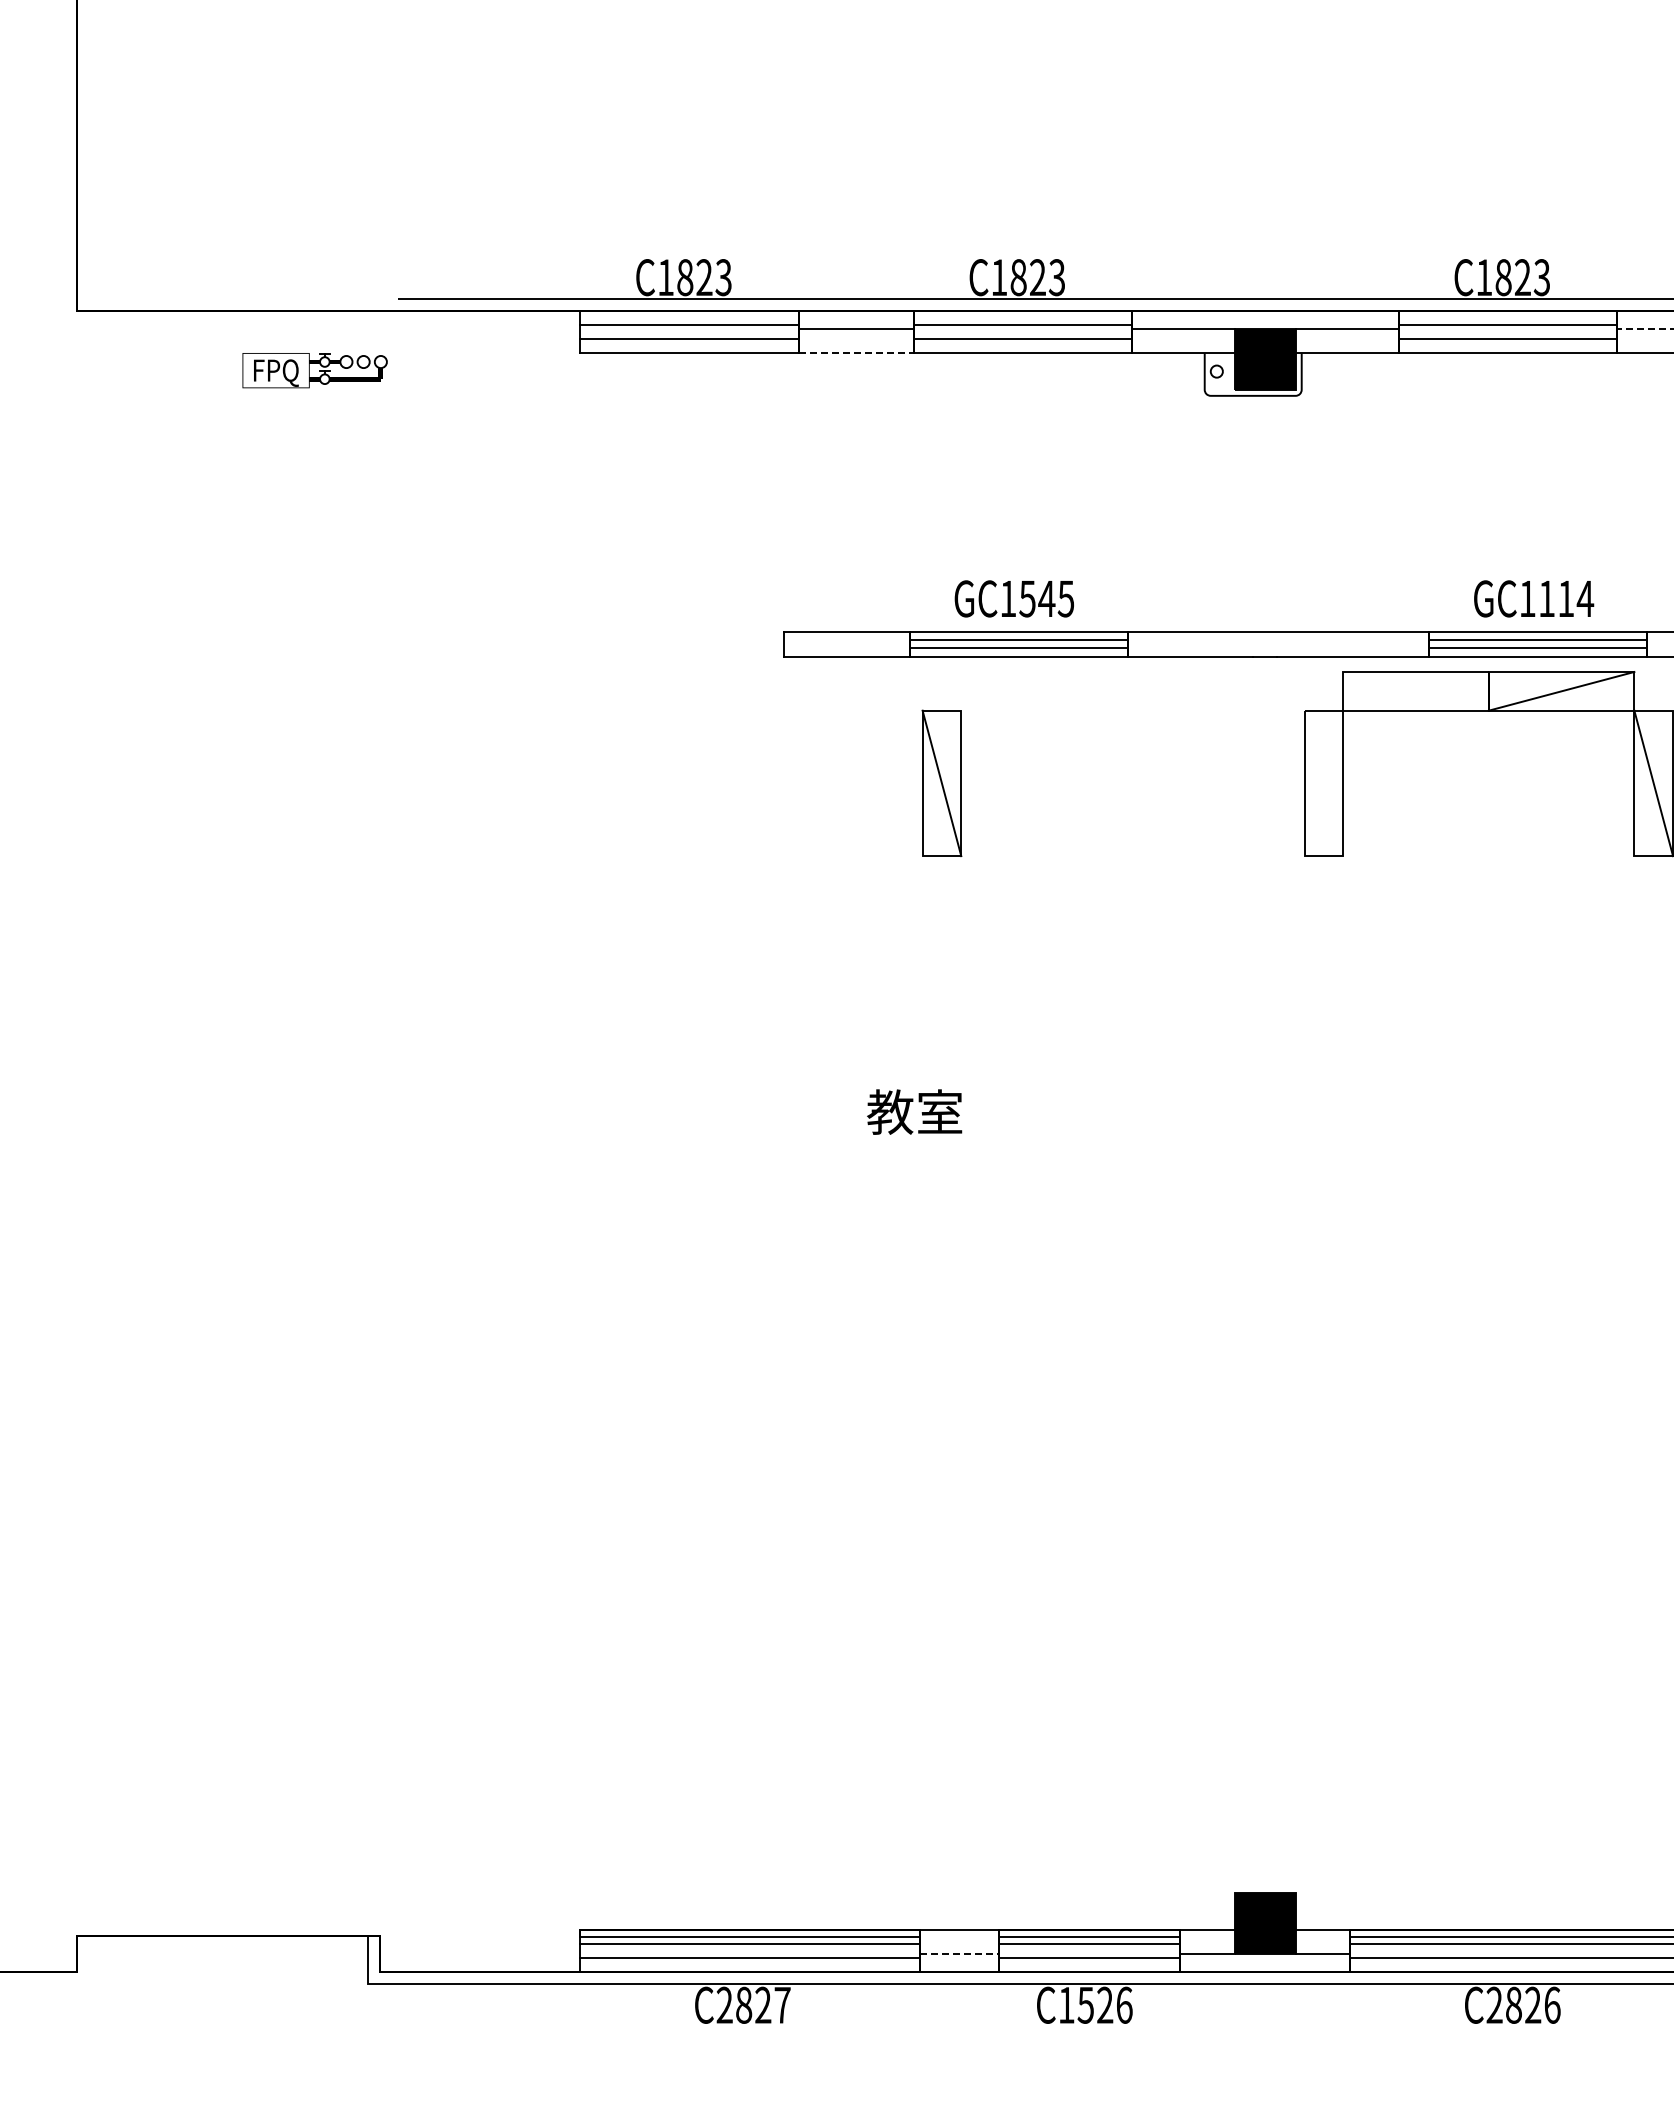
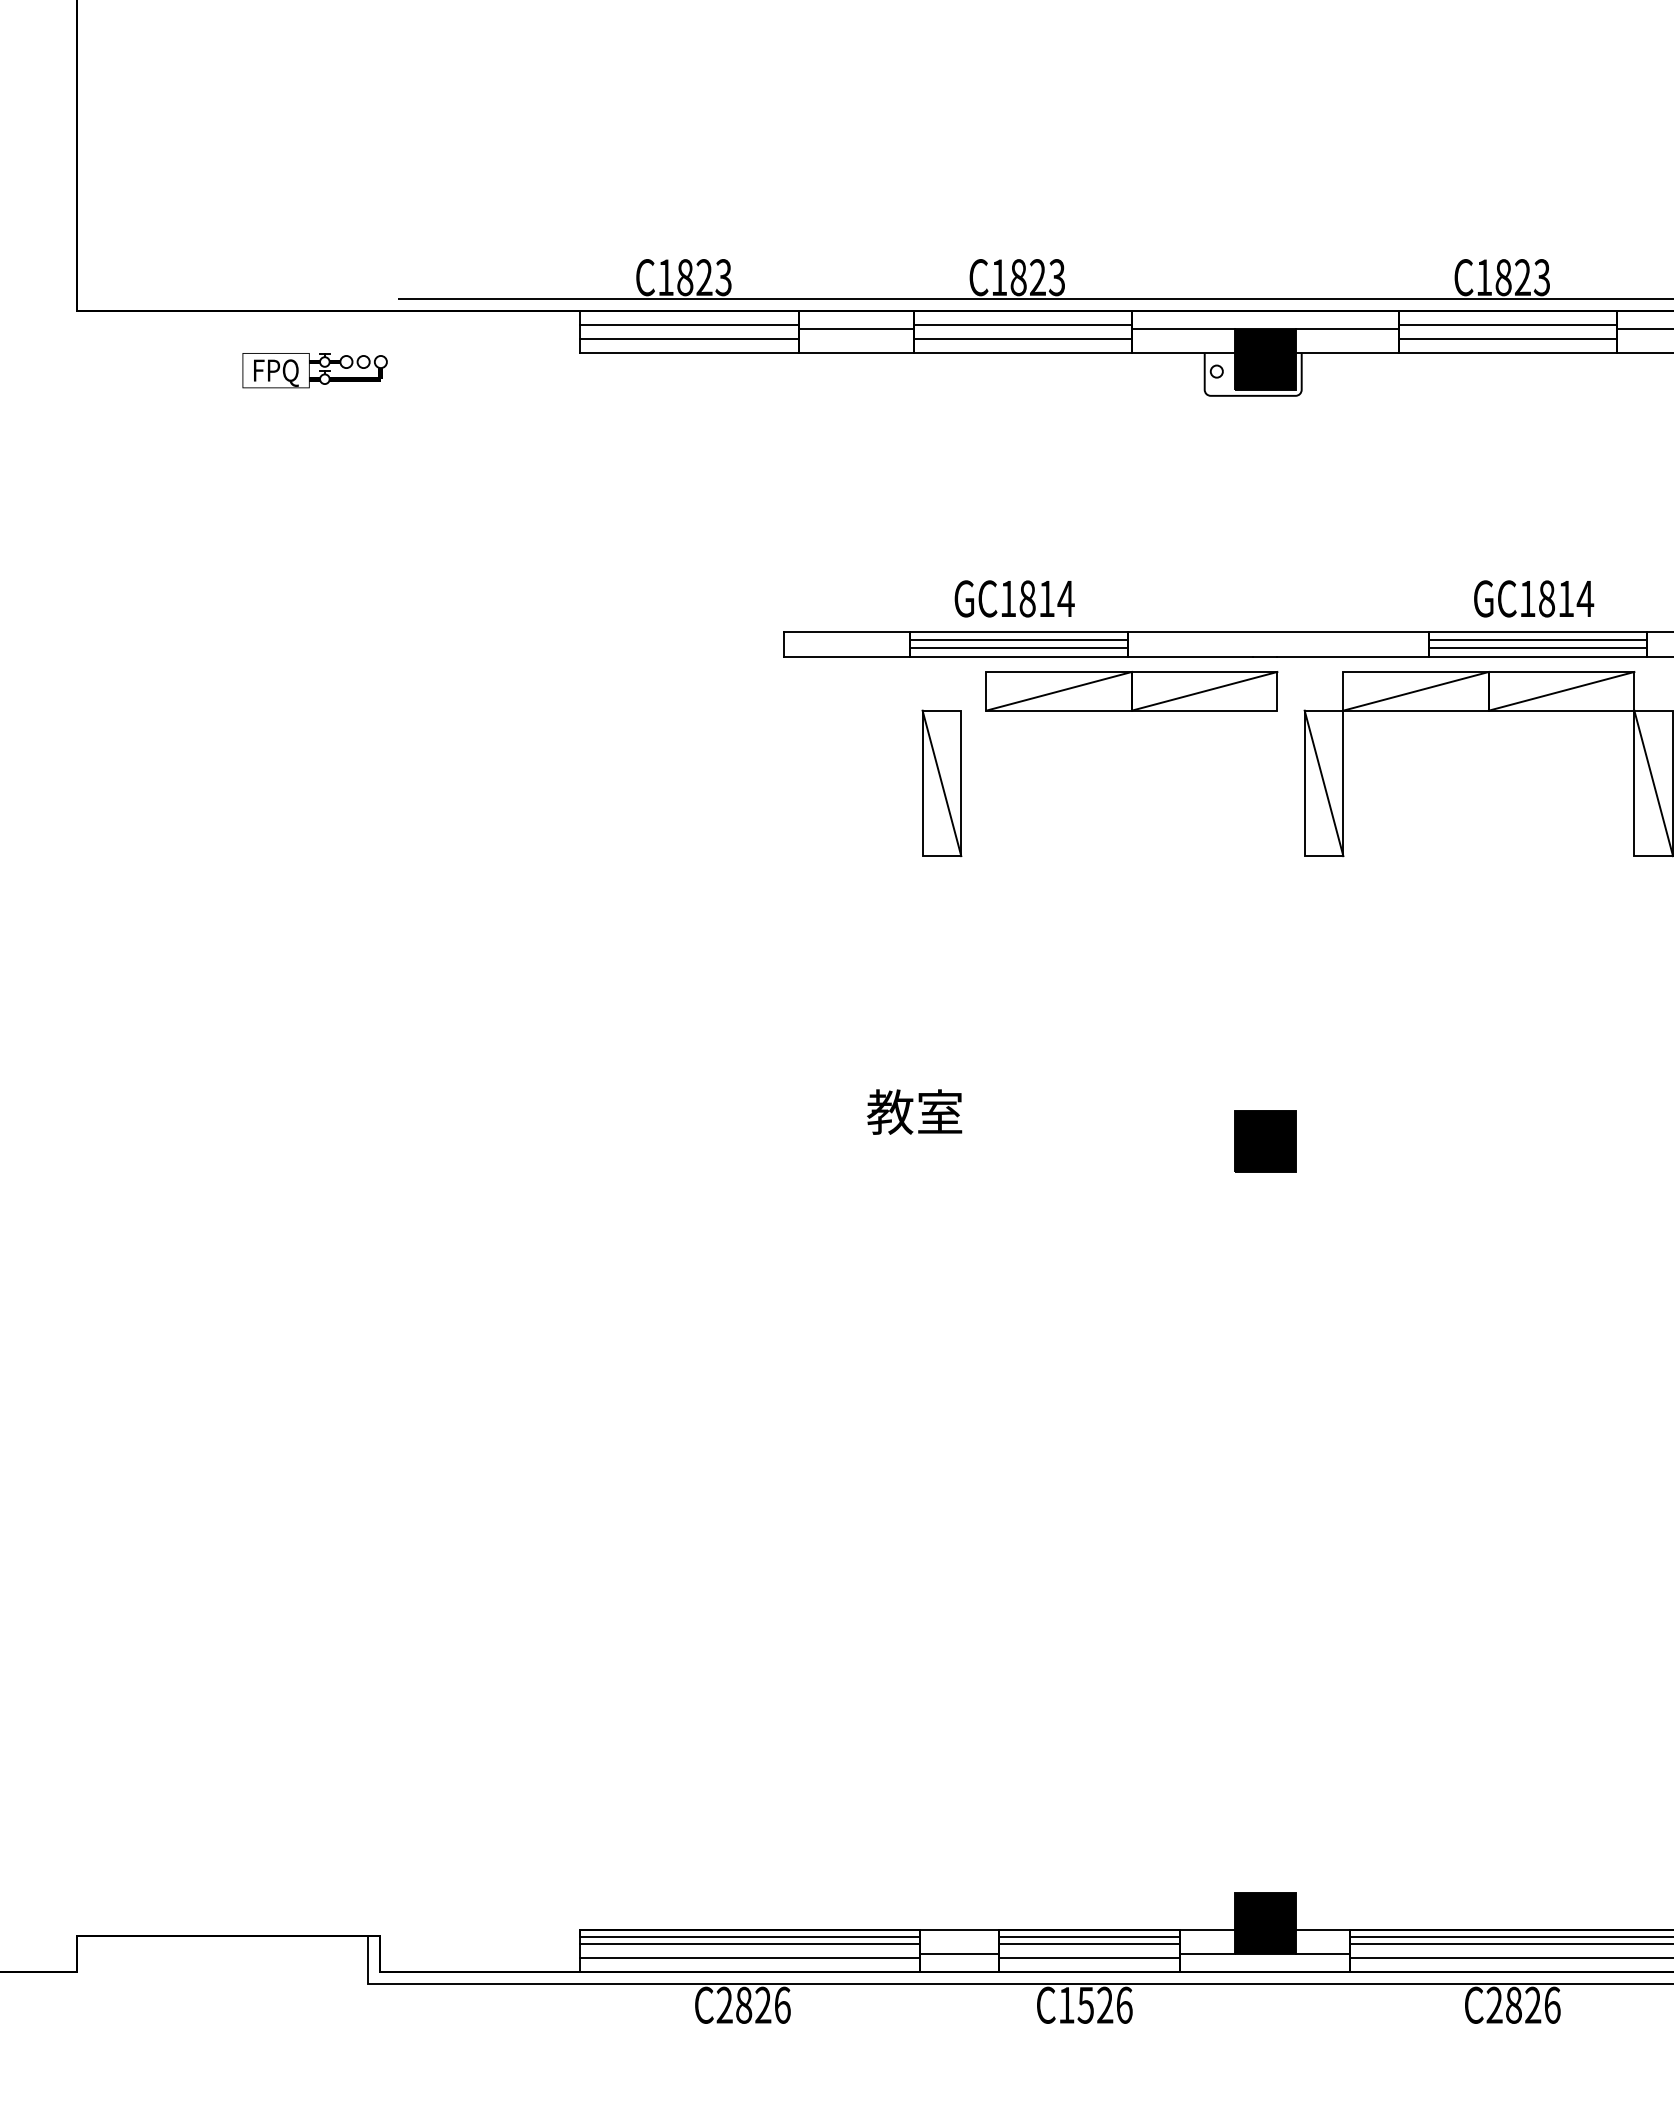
line: dashed -> solid (1644, 329)
line: dashed -> solid (856, 353)
text: GC1545 -> GC1814 (1046, 598)
text: GC1114 -> GC1814 (1547, 598)
line: none -> present (1415, 690)
part: none -> present (1131, 691)
line: none -> present (1323, 783)
part: none -> present (1265, 1141)
line: dashed -> solid (959, 1953)
text: C2827 -> C2826 (782, 2004)
